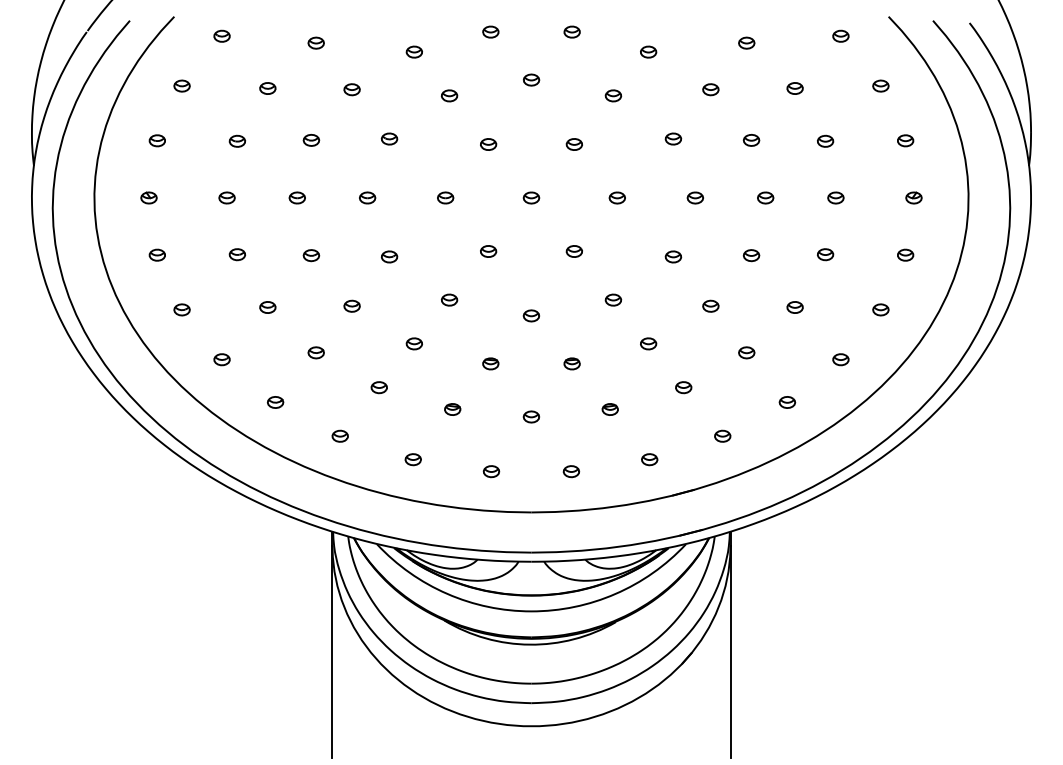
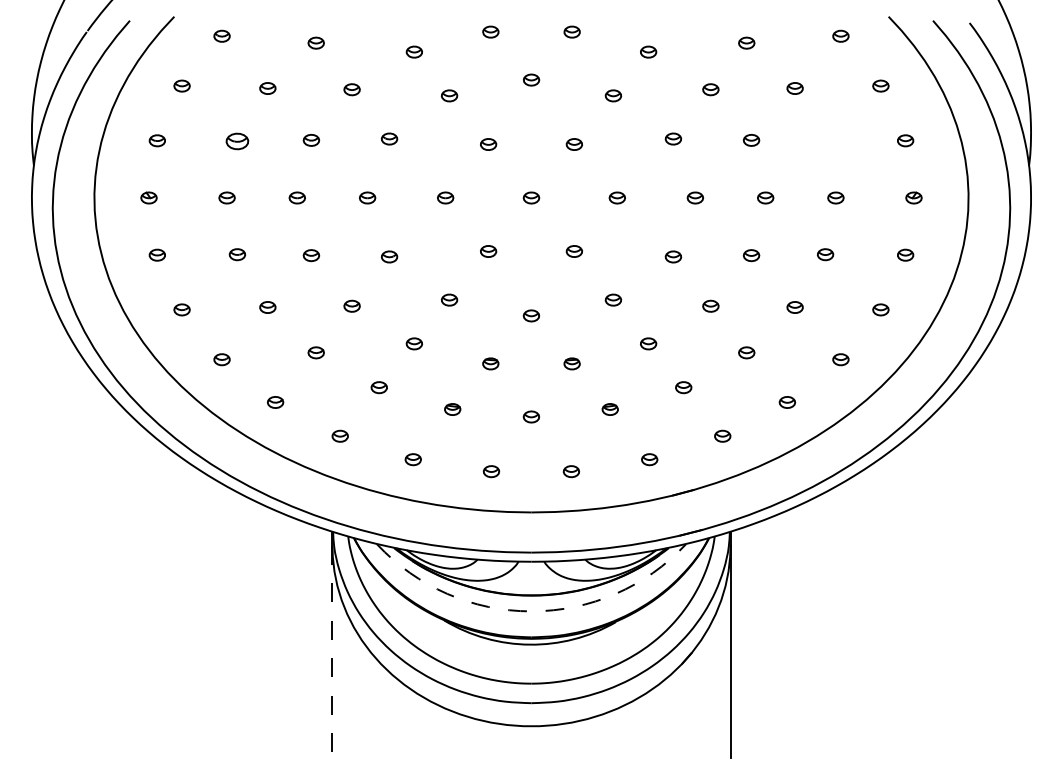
part size: 19x14 px -> 25x19 px (237, 141)
part: present -> none (825, 140)
arc: solid -> dashed (531, 611)
line: solid -> dashed (332, 652)
